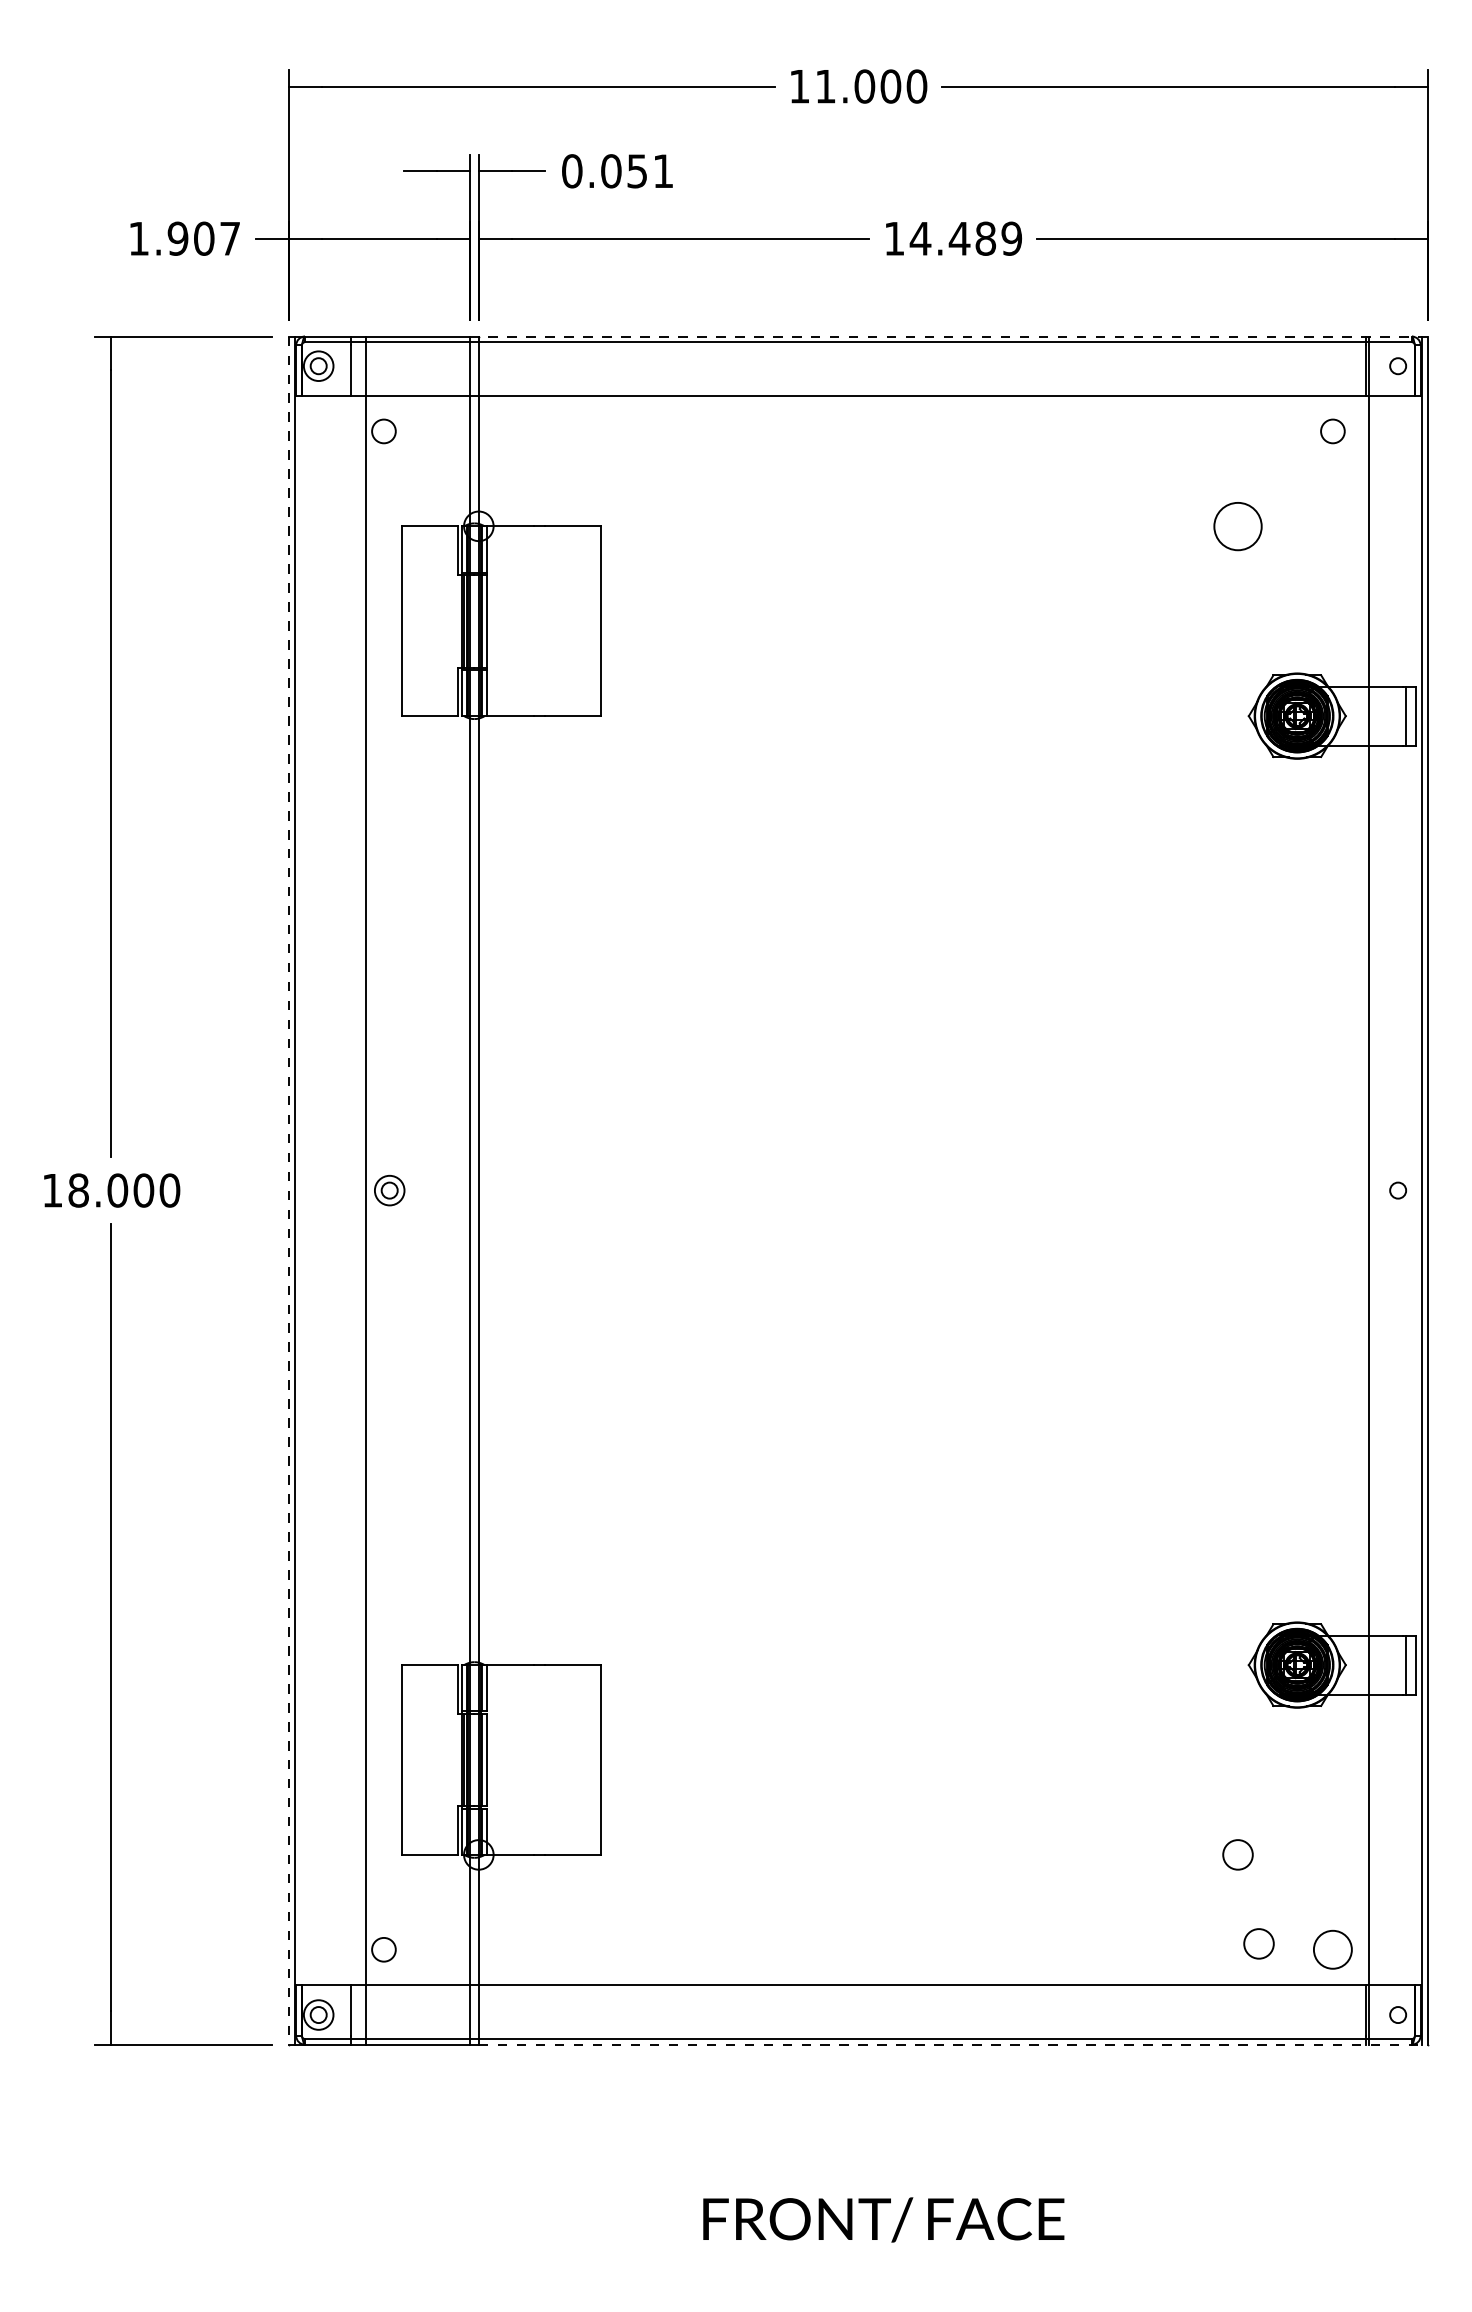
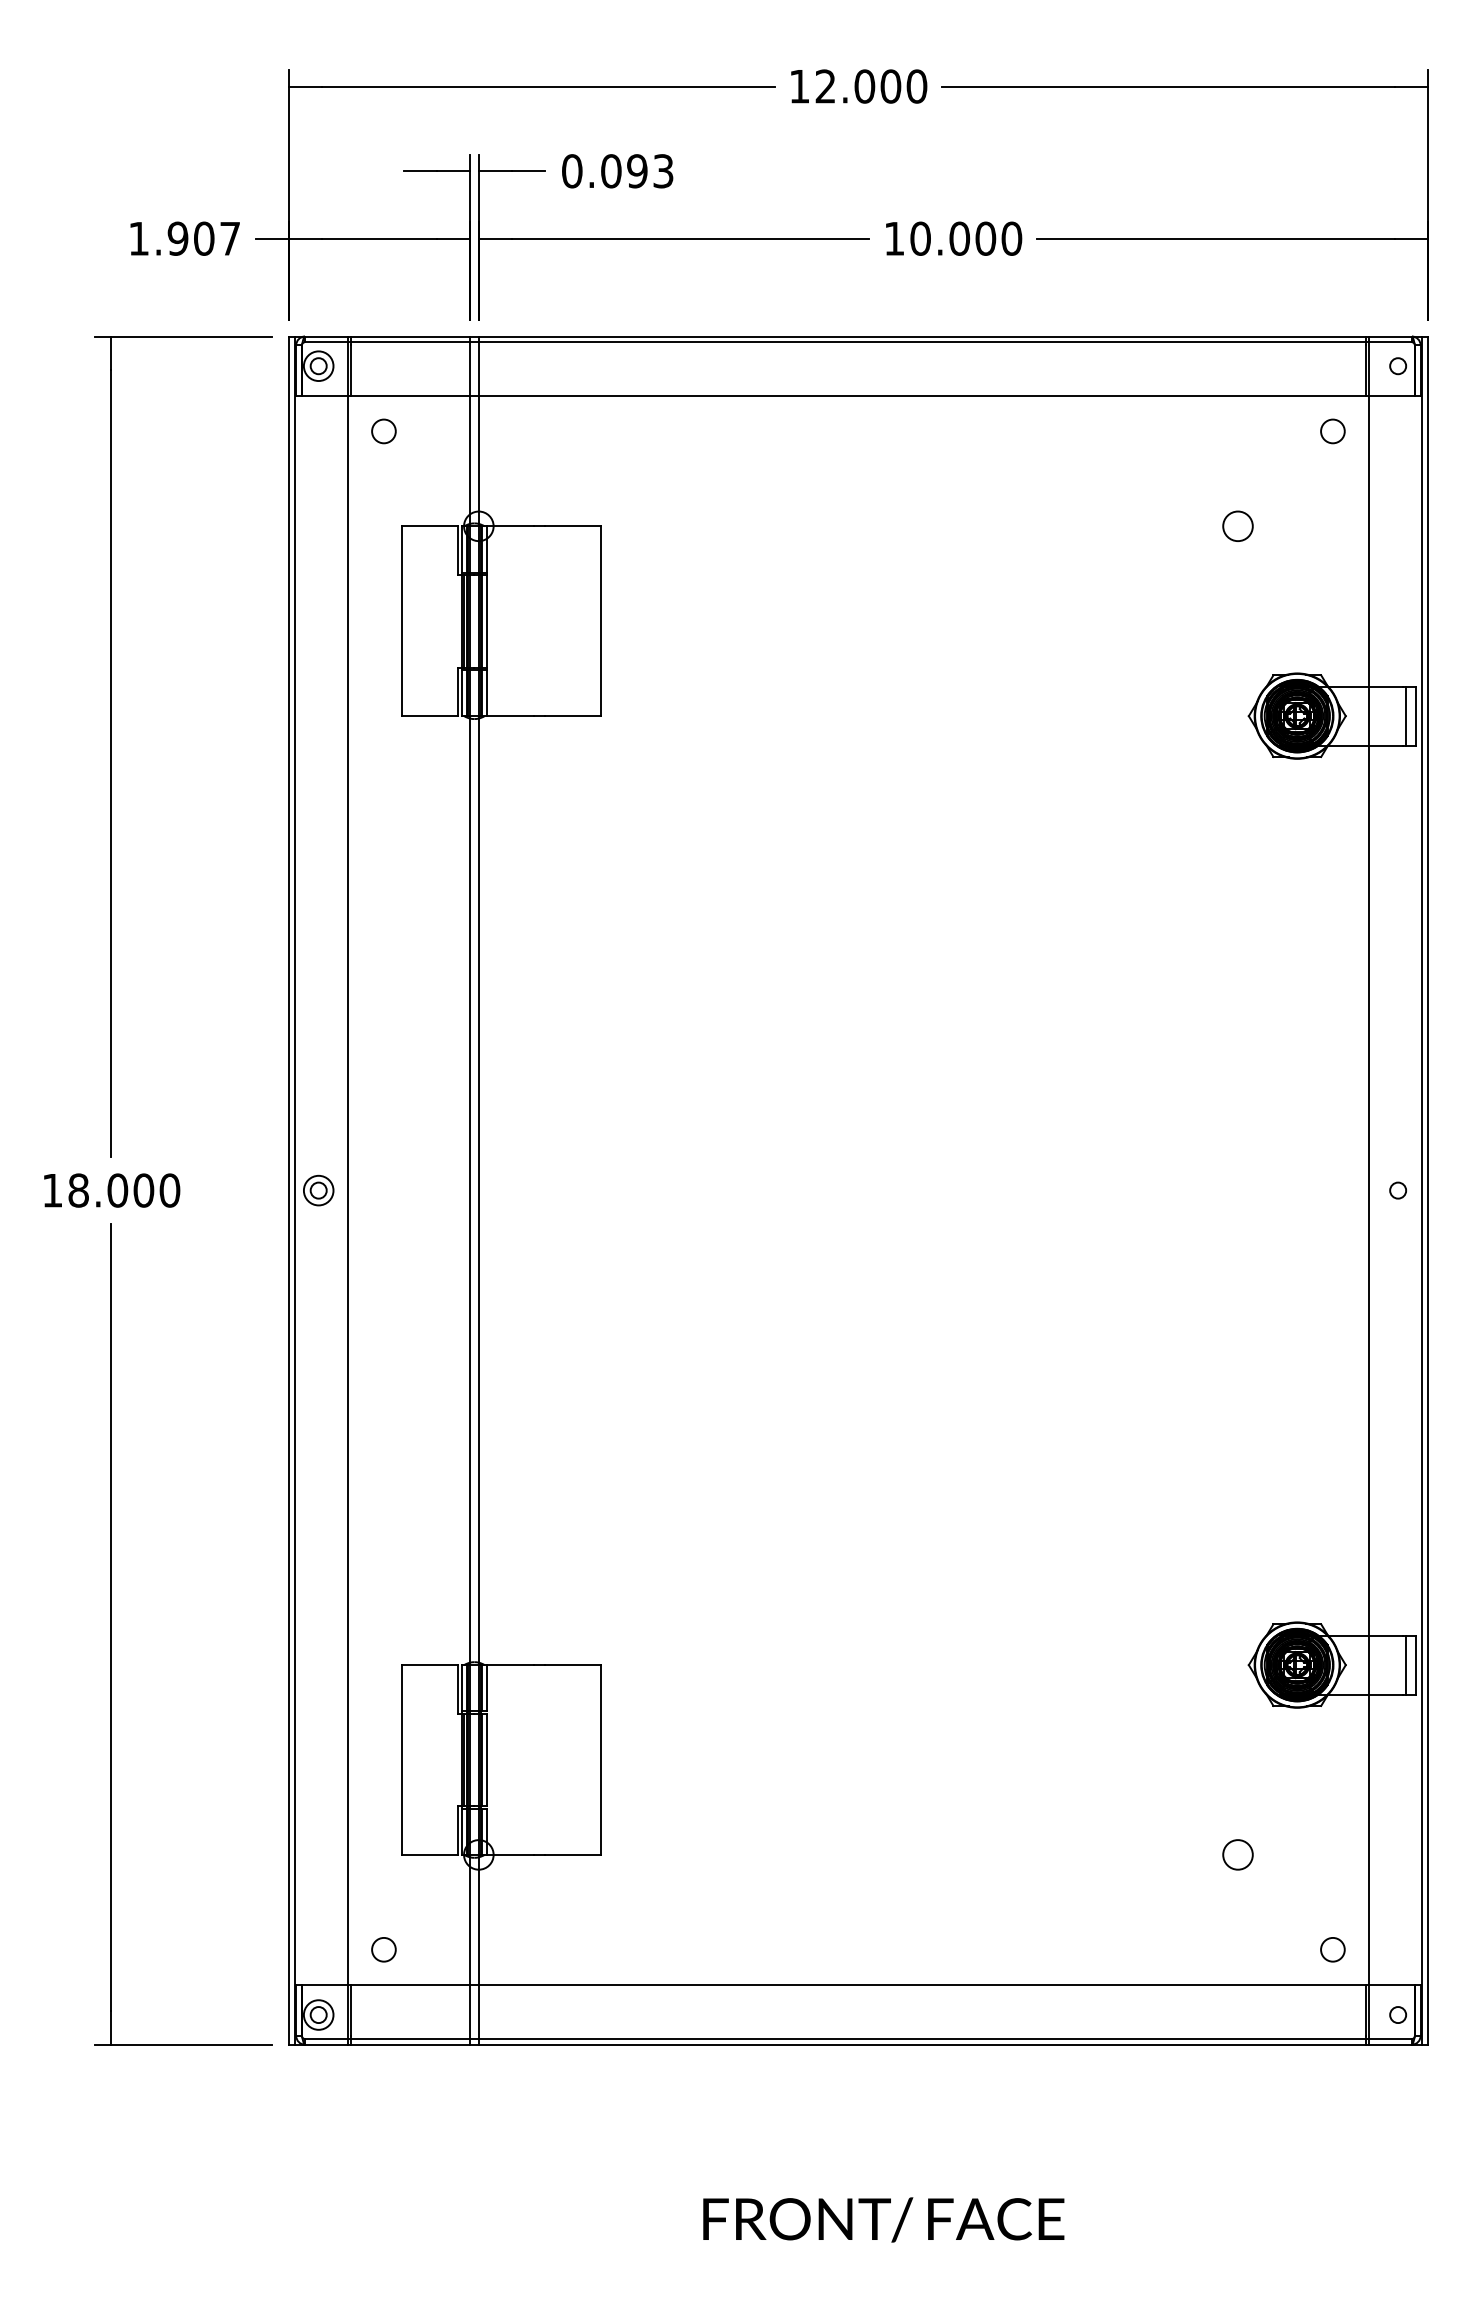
text: 11.000 -> 12.000 (825, 86)
text: 0.051 -> 0.093 (650, 171)
text: 14.489 -> 10.000 (965, 238)
line: dashed -> solid (952, 336)
circle size: 50x50 px -> 32x32 px (1237, 525)
line position: (366, 1190) -> (348, 1190) (348, 1190)
part position: (389, 1190) -> (318, 1190) (318, 1190)
line: dashed -> solid (289, 1191)
circle: present -> none (1258, 1943)
circle diameter: 38 px -> 24 px (1332, 1949)
line: dashed -> solid (953, 2044)
